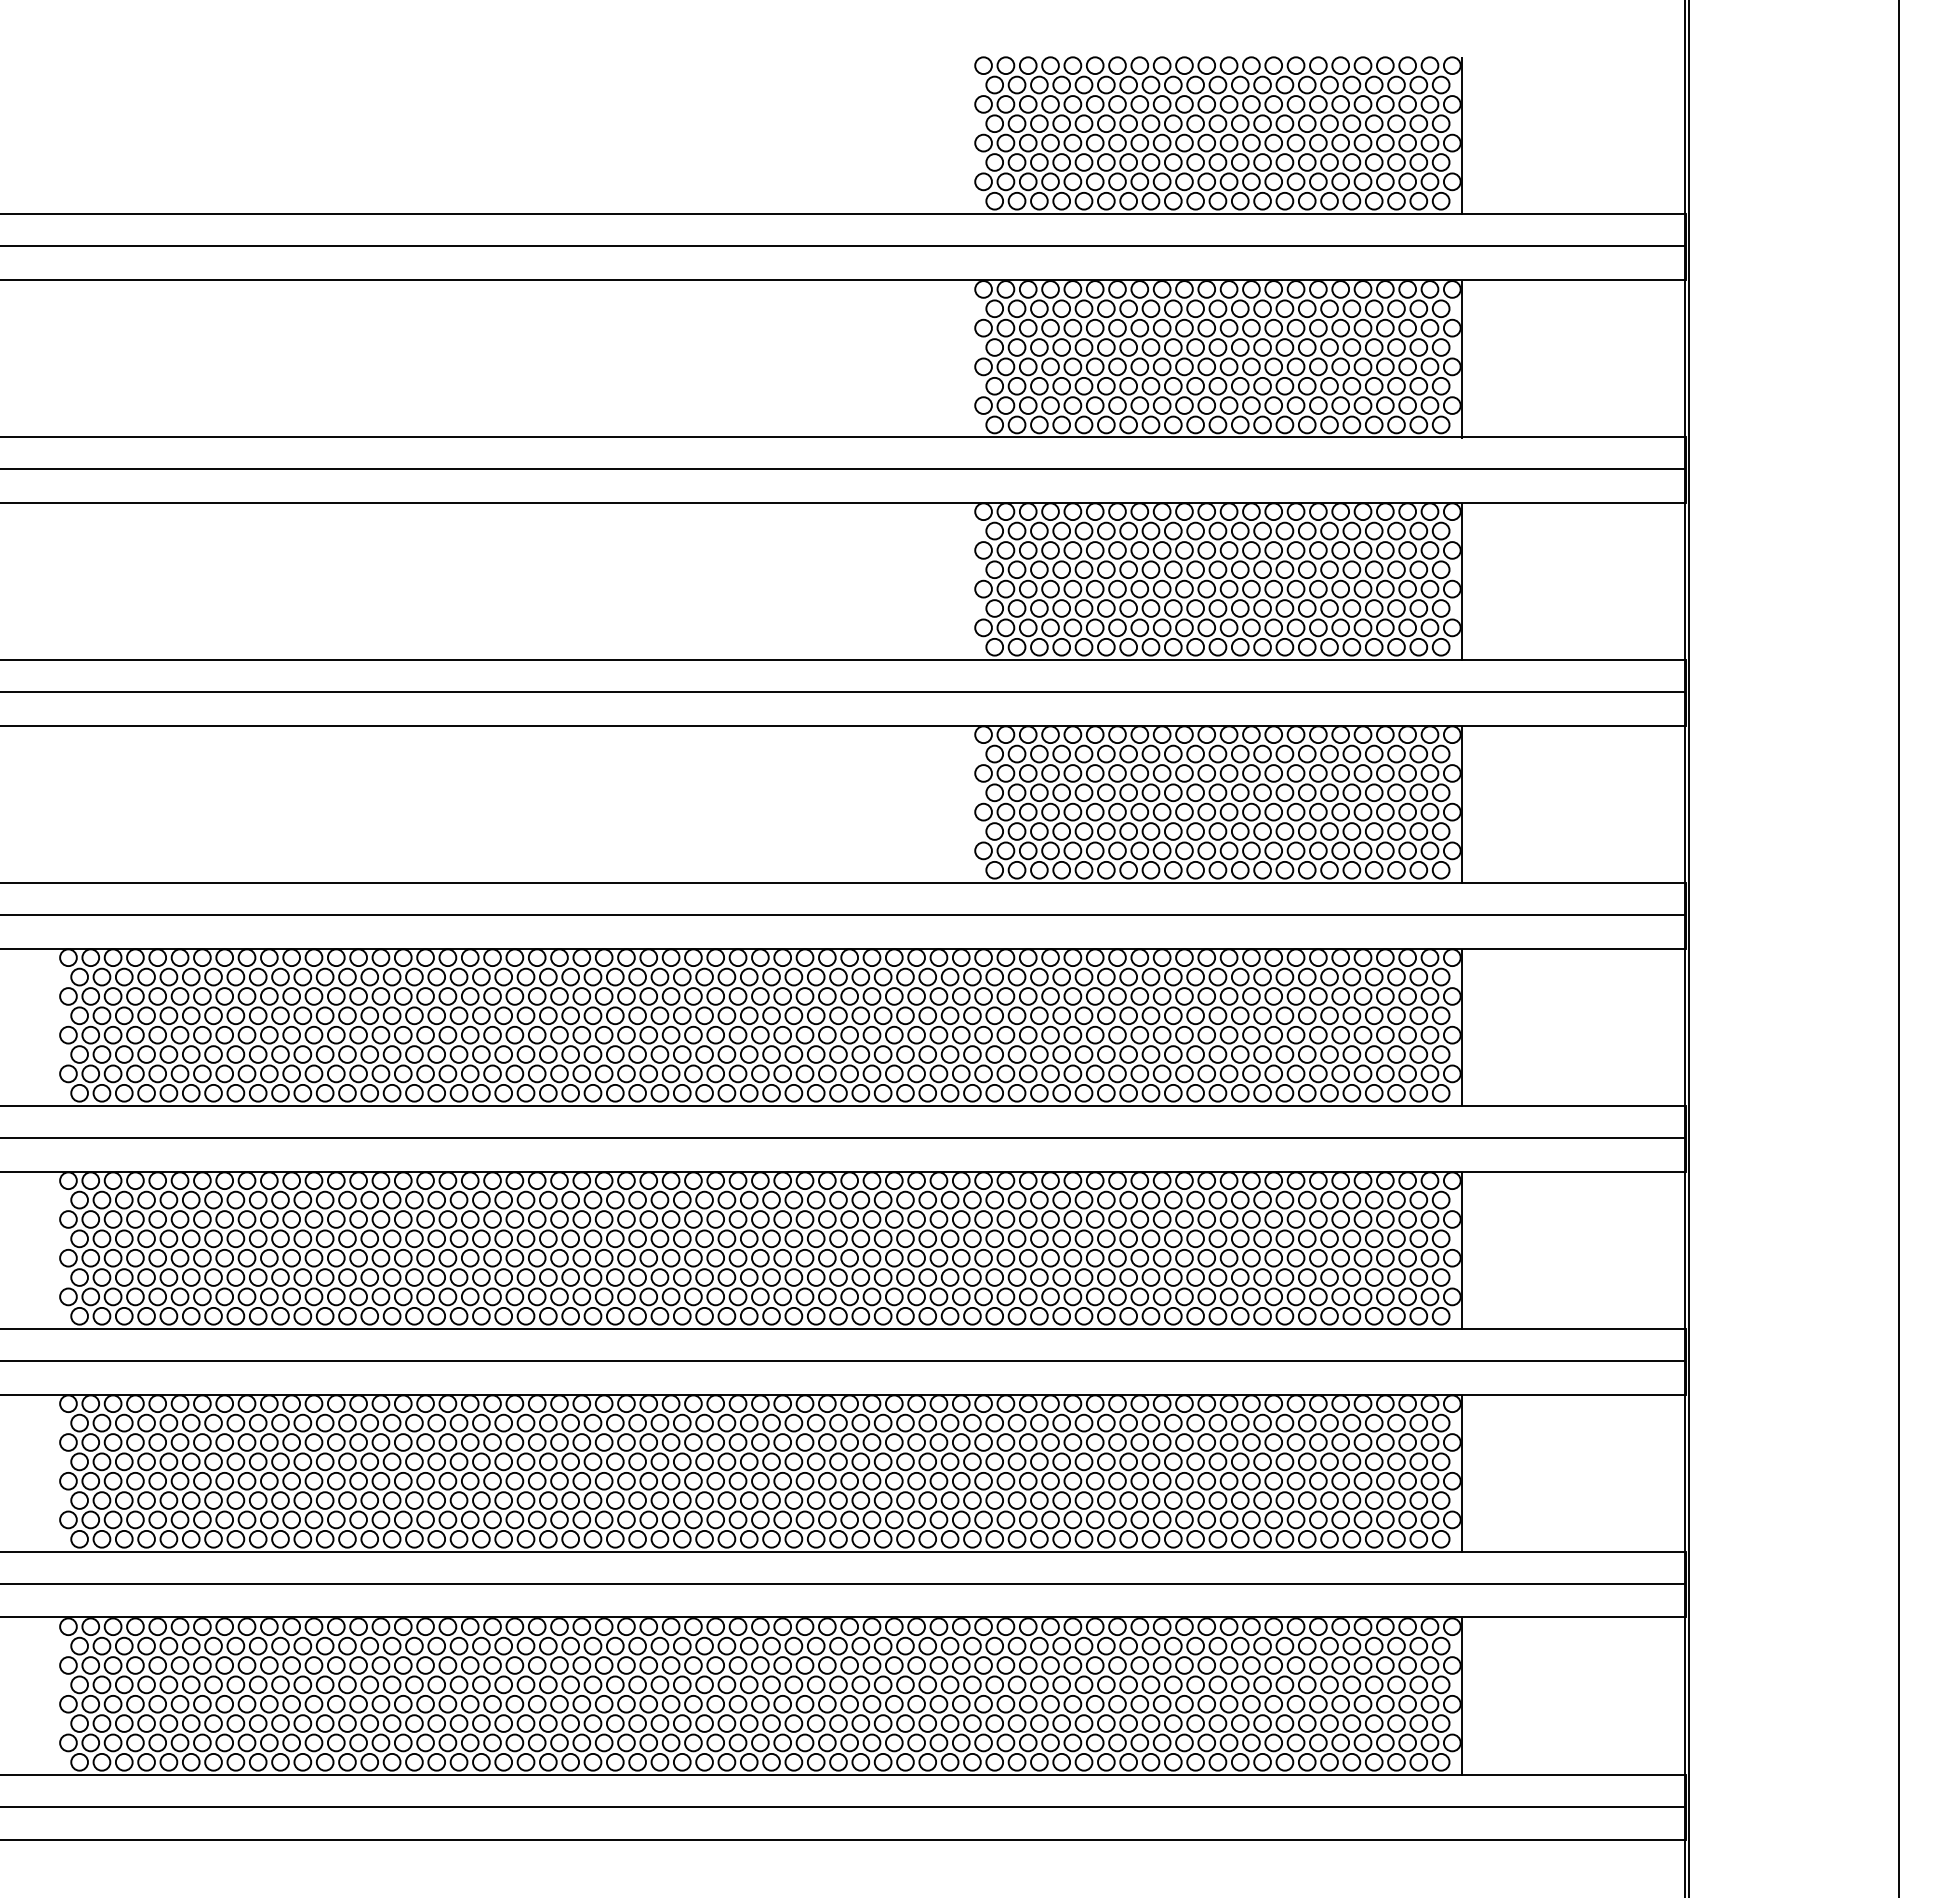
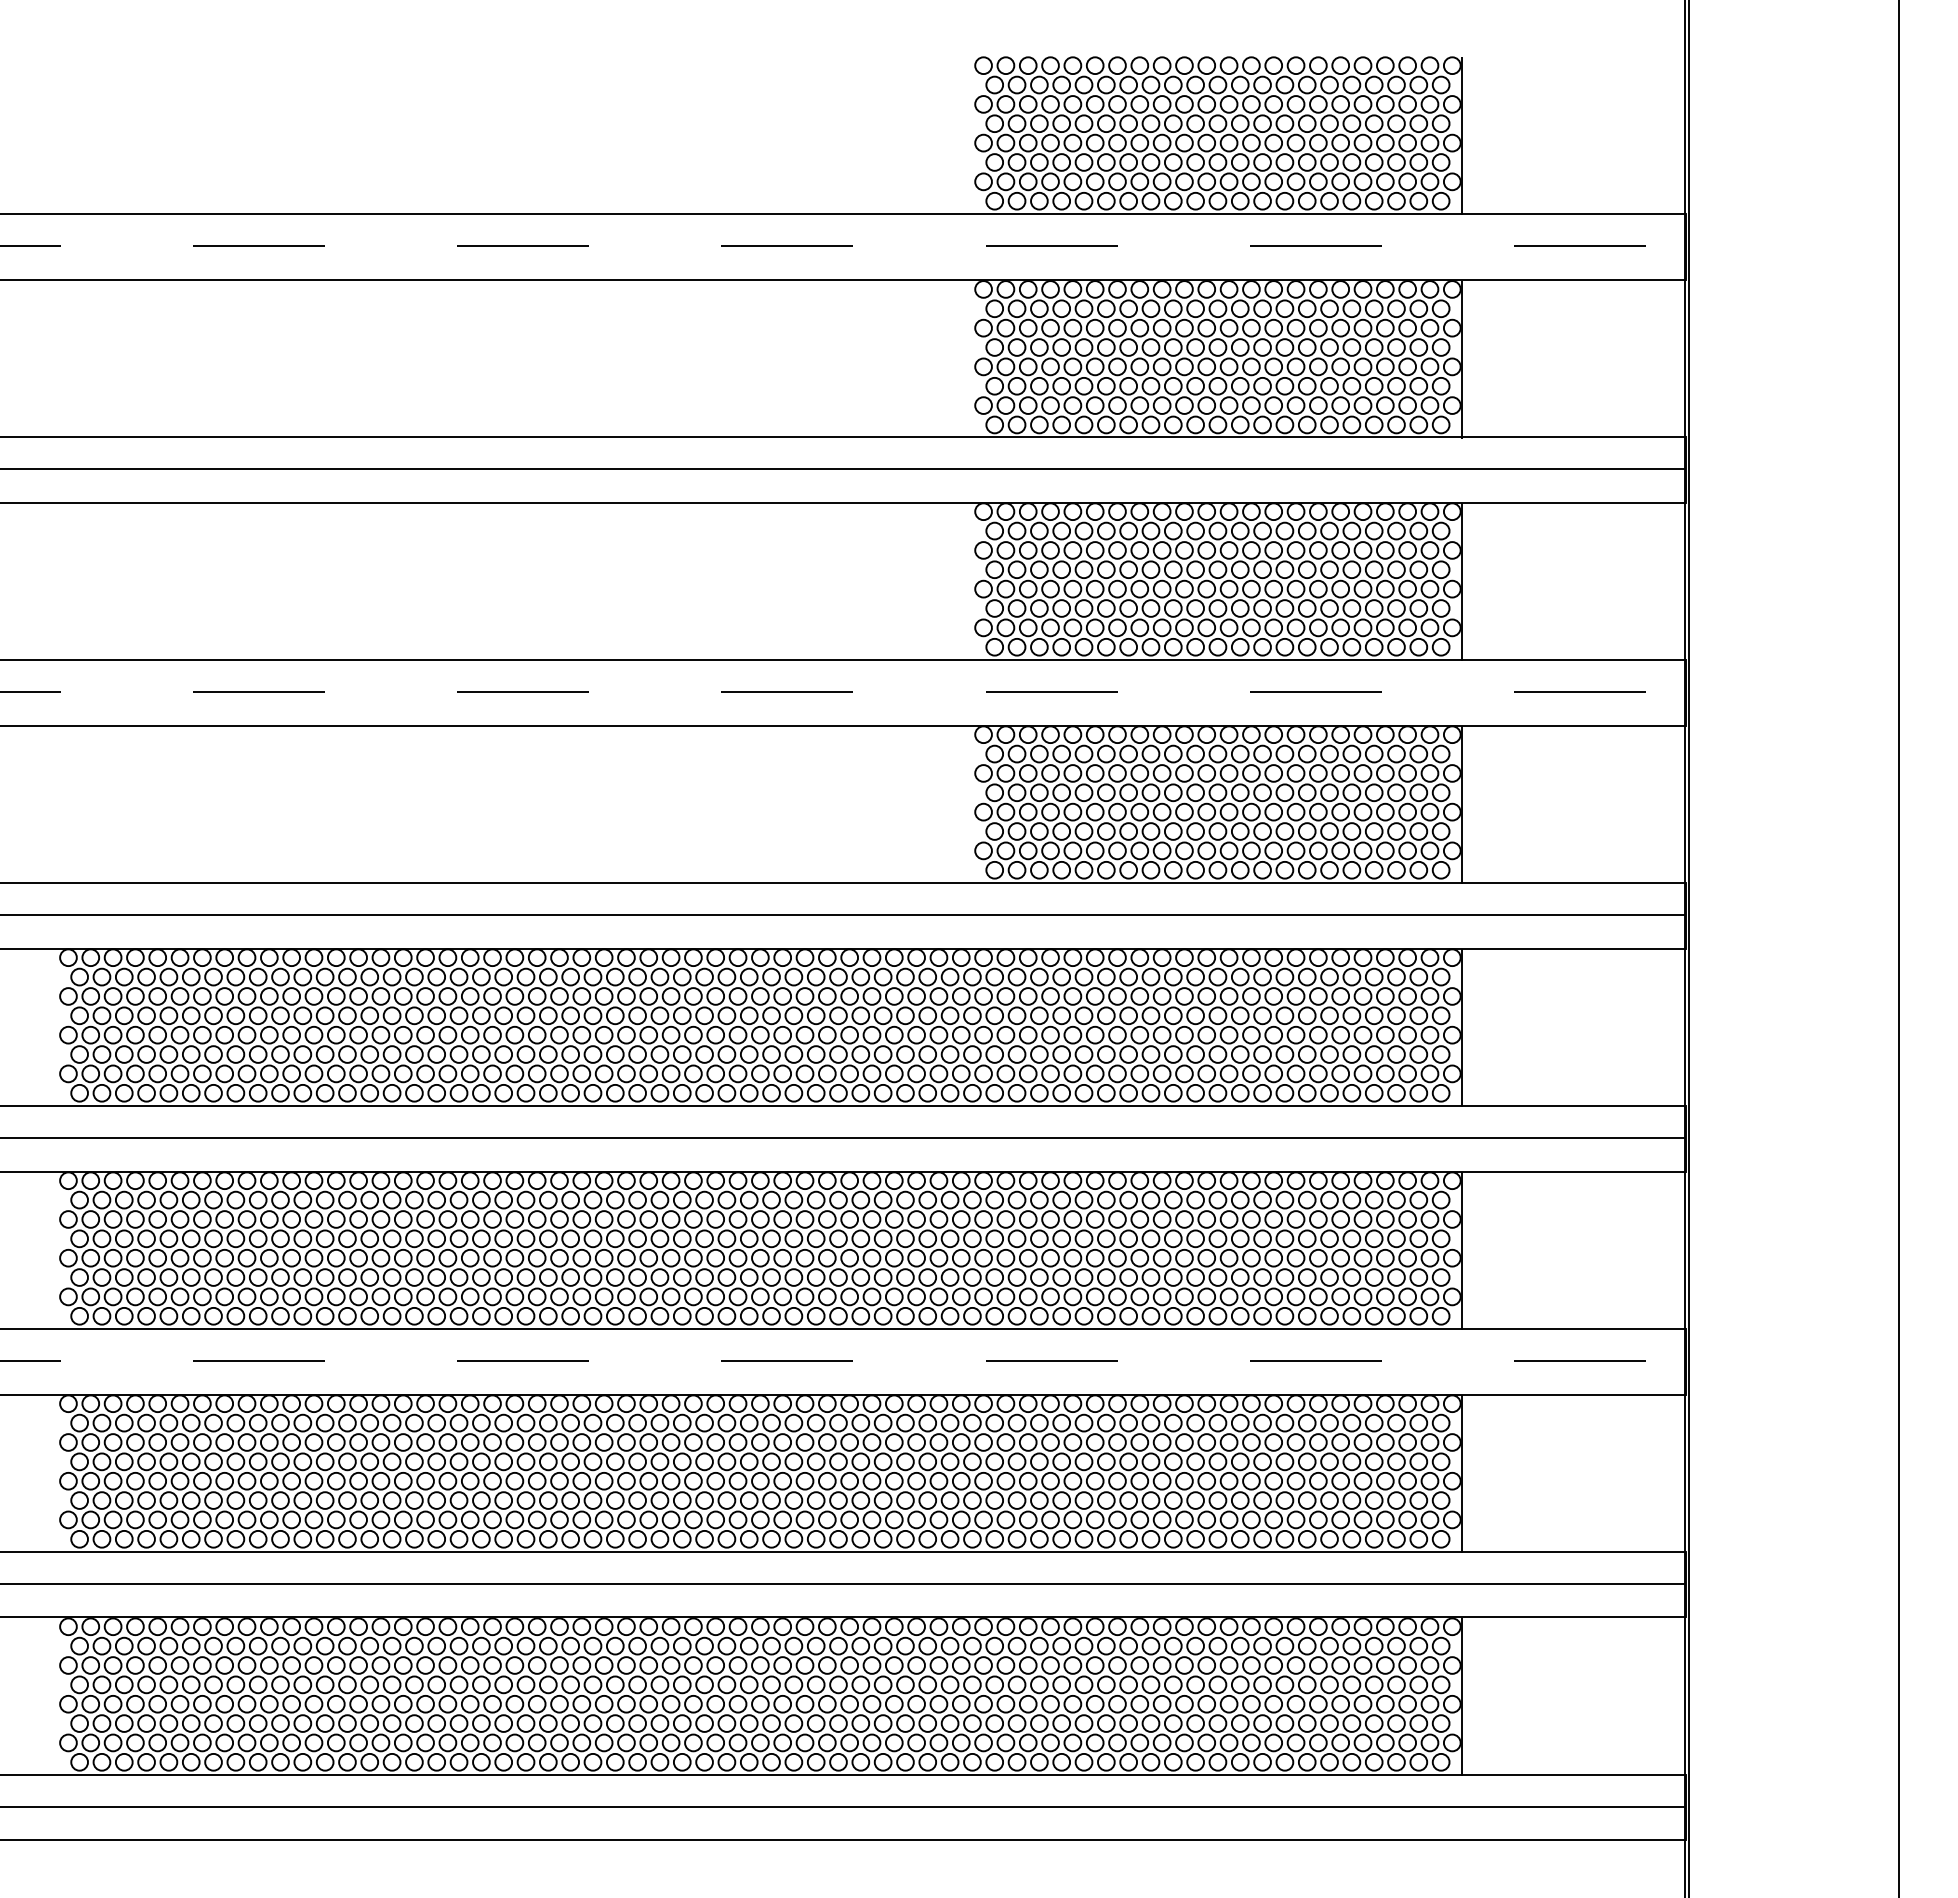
line: solid -> dashed (843, 246)
line: solid -> dashed (843, 692)
line: solid -> dashed (843, 1361)
